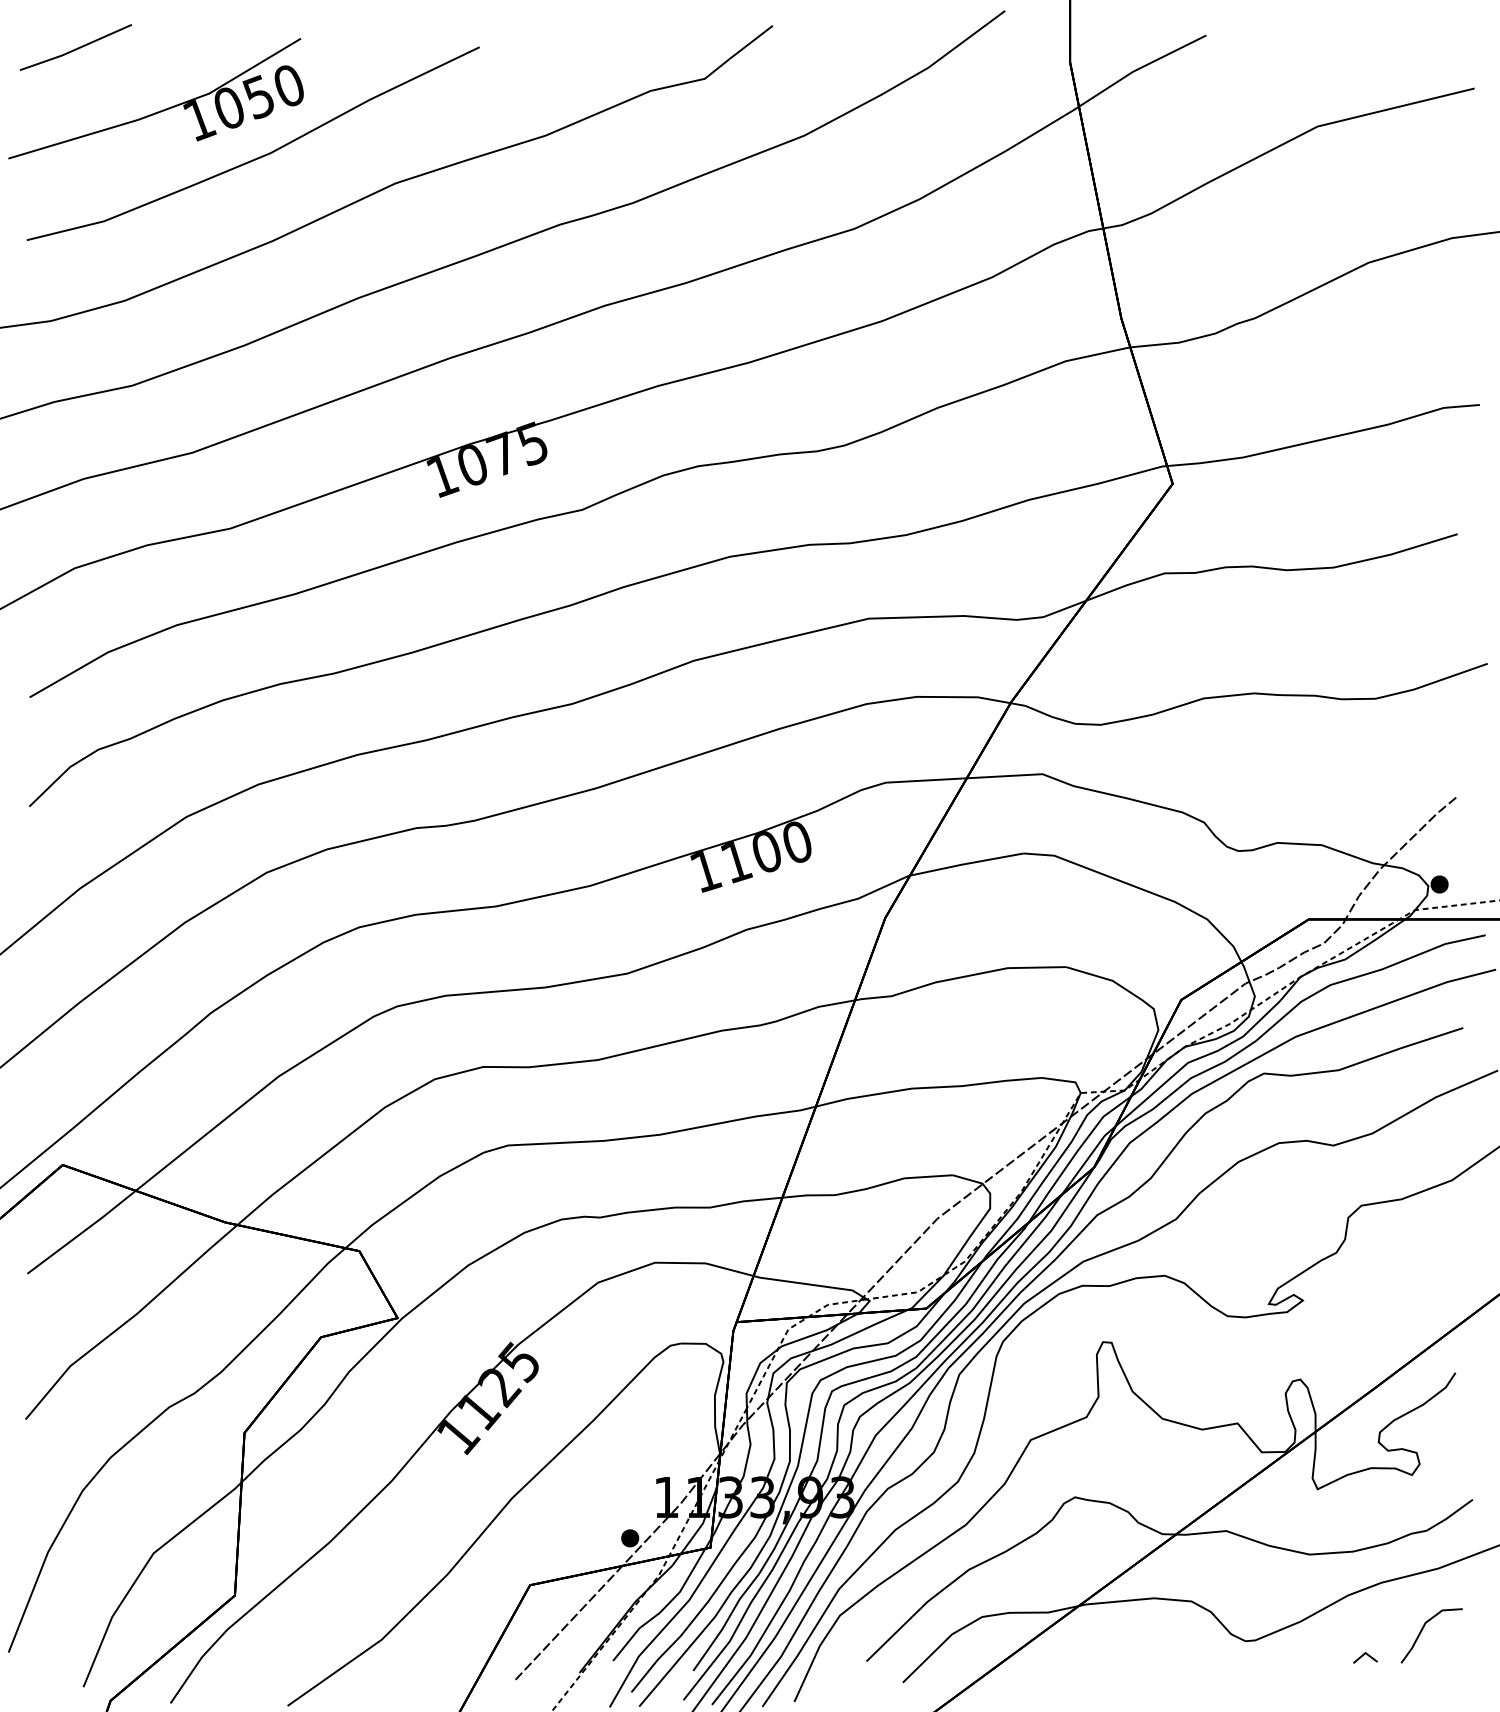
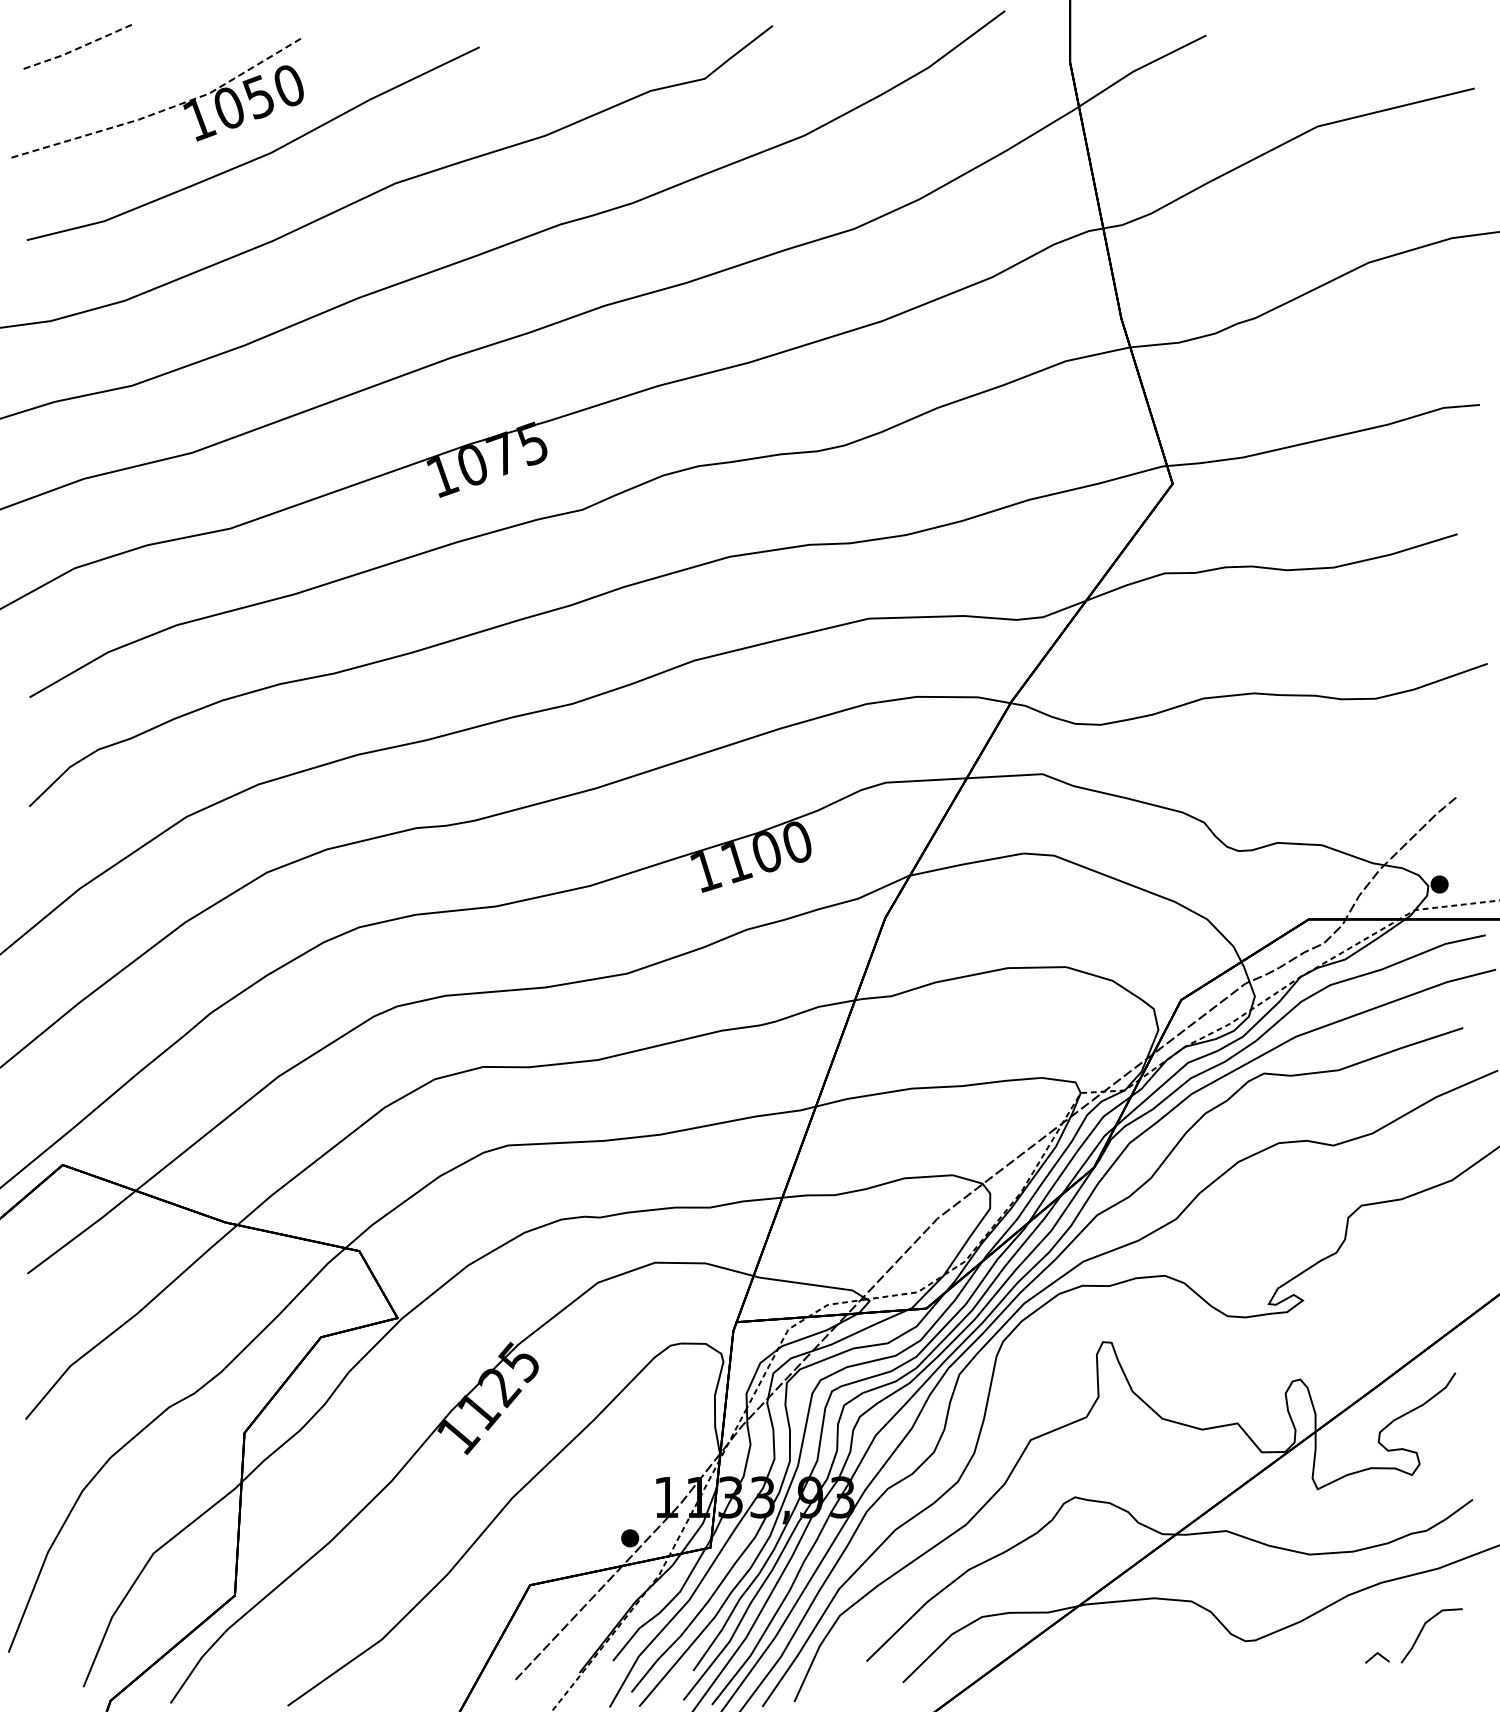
line: solid -> dashed (75, 49)
line: solid -> dashed (160, 111)
line position: (1364, 1655) -> (1376, 1655) (1376, 1655)
